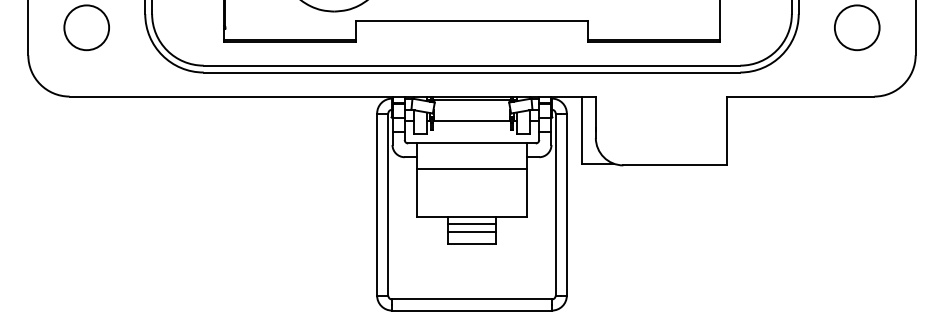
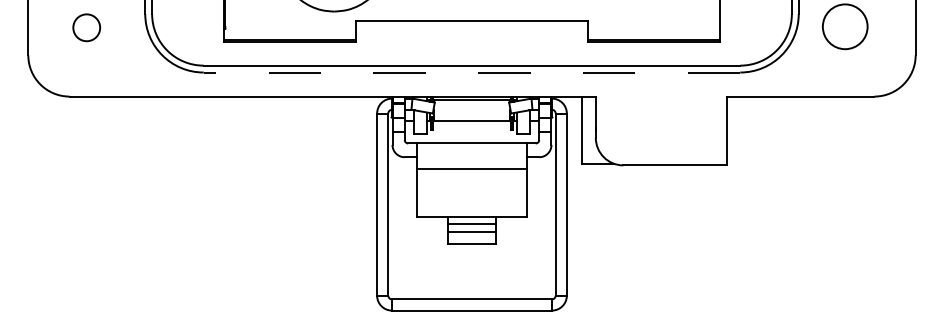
circle diameter: 45 px -> 27 px (86, 27)
circle position: (857, 27) -> (845, 26) (845, 26)
line: solid -> dashed (471, 72)
